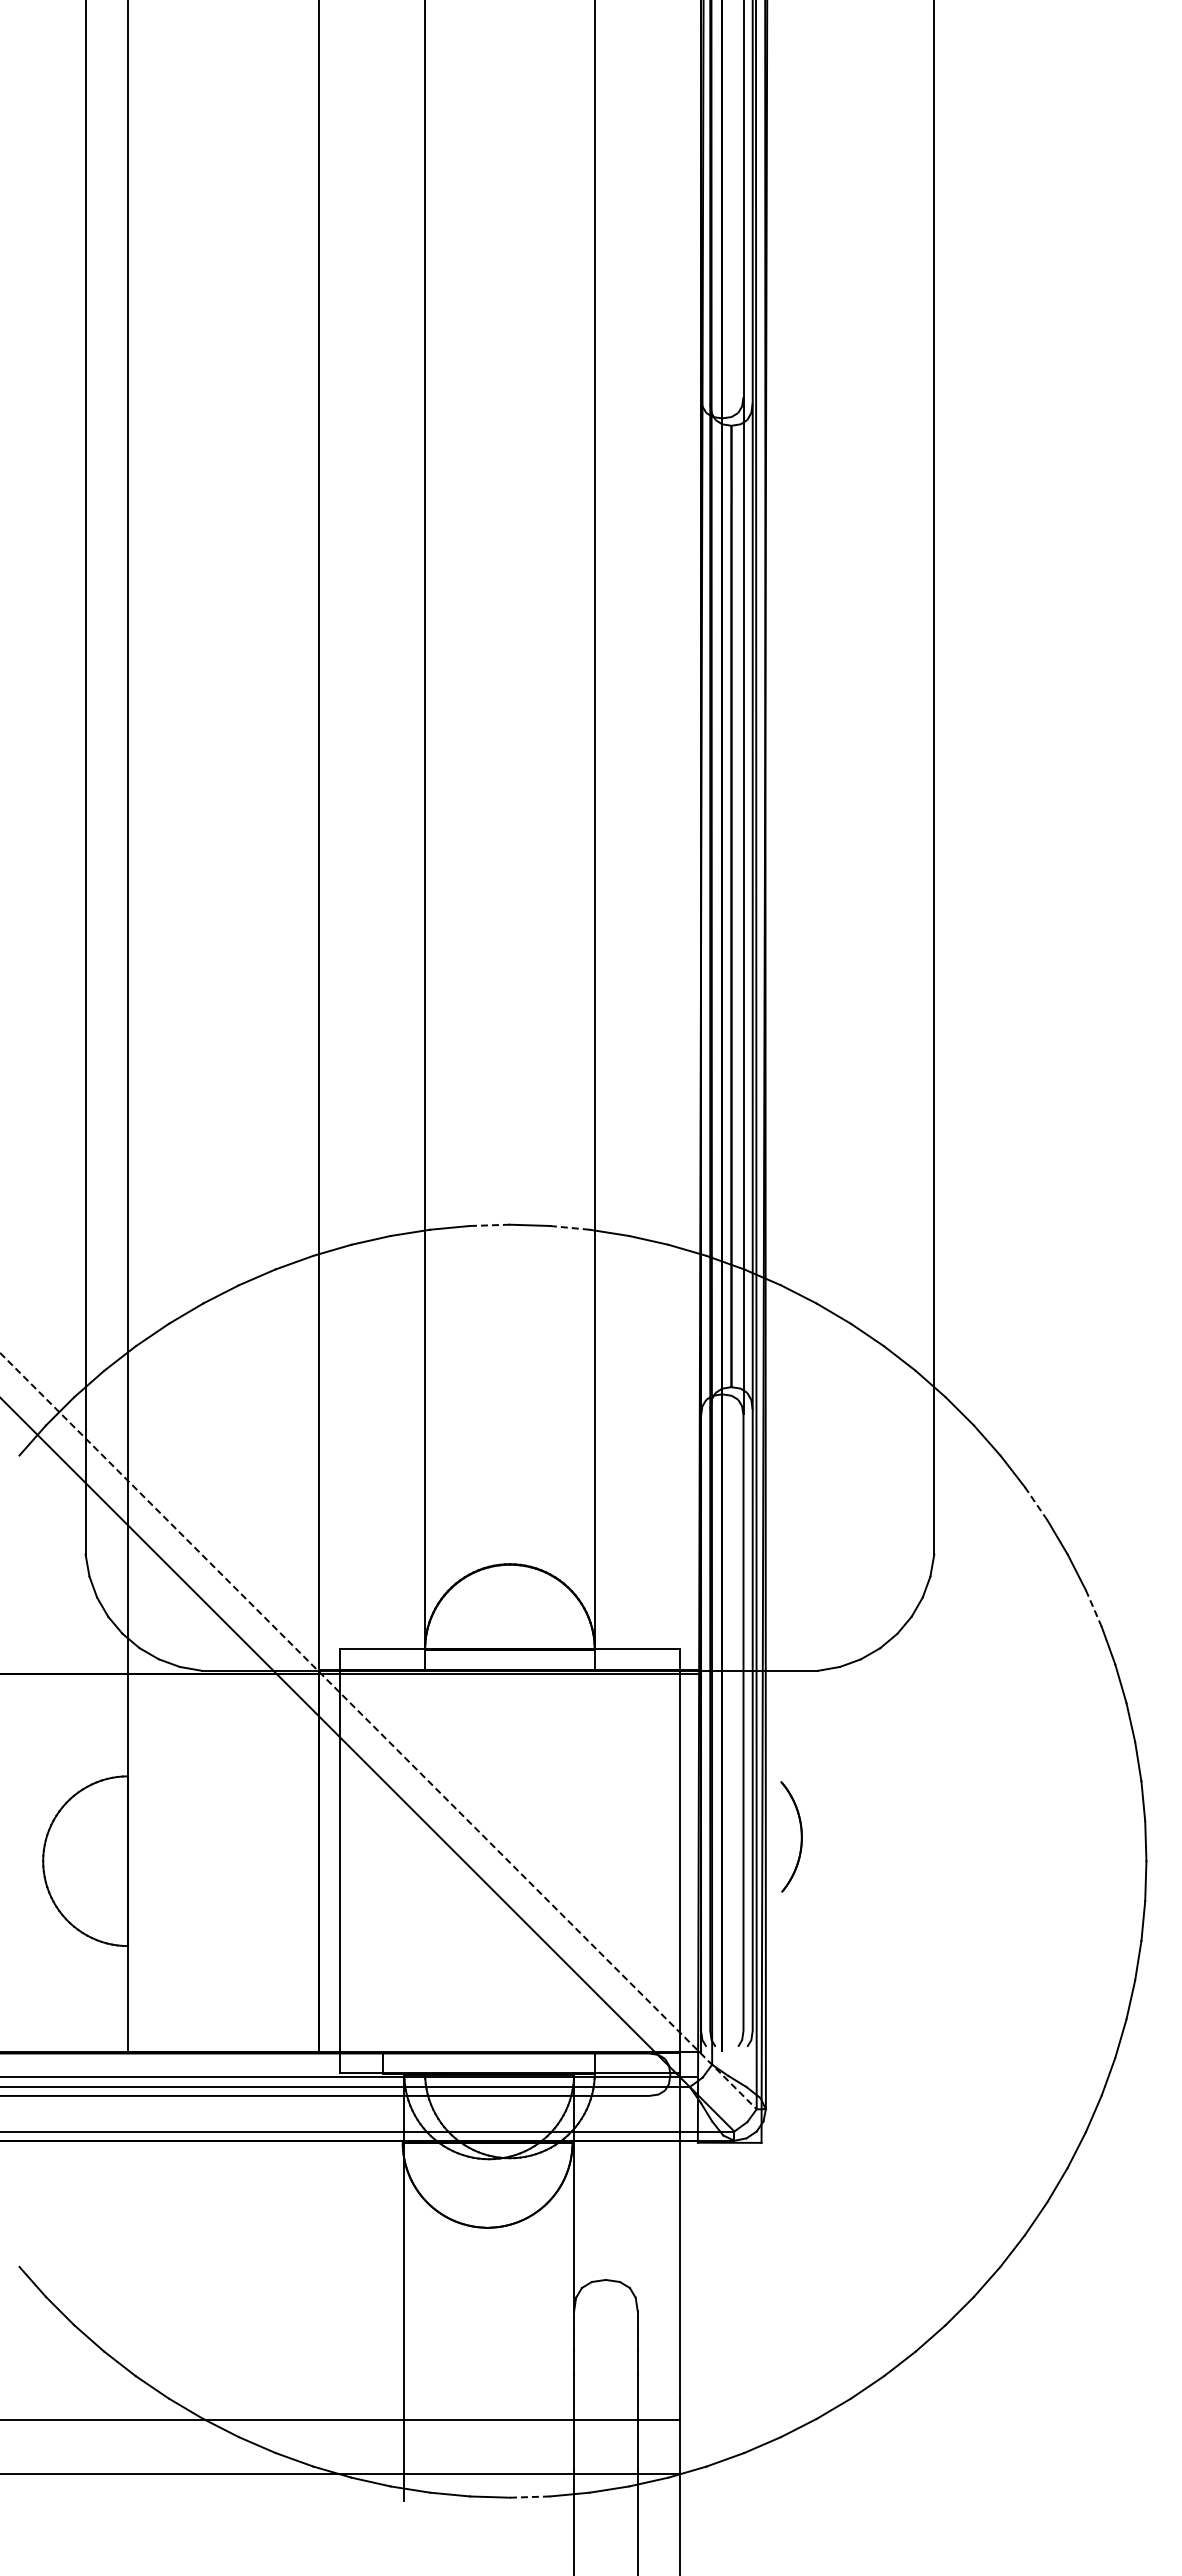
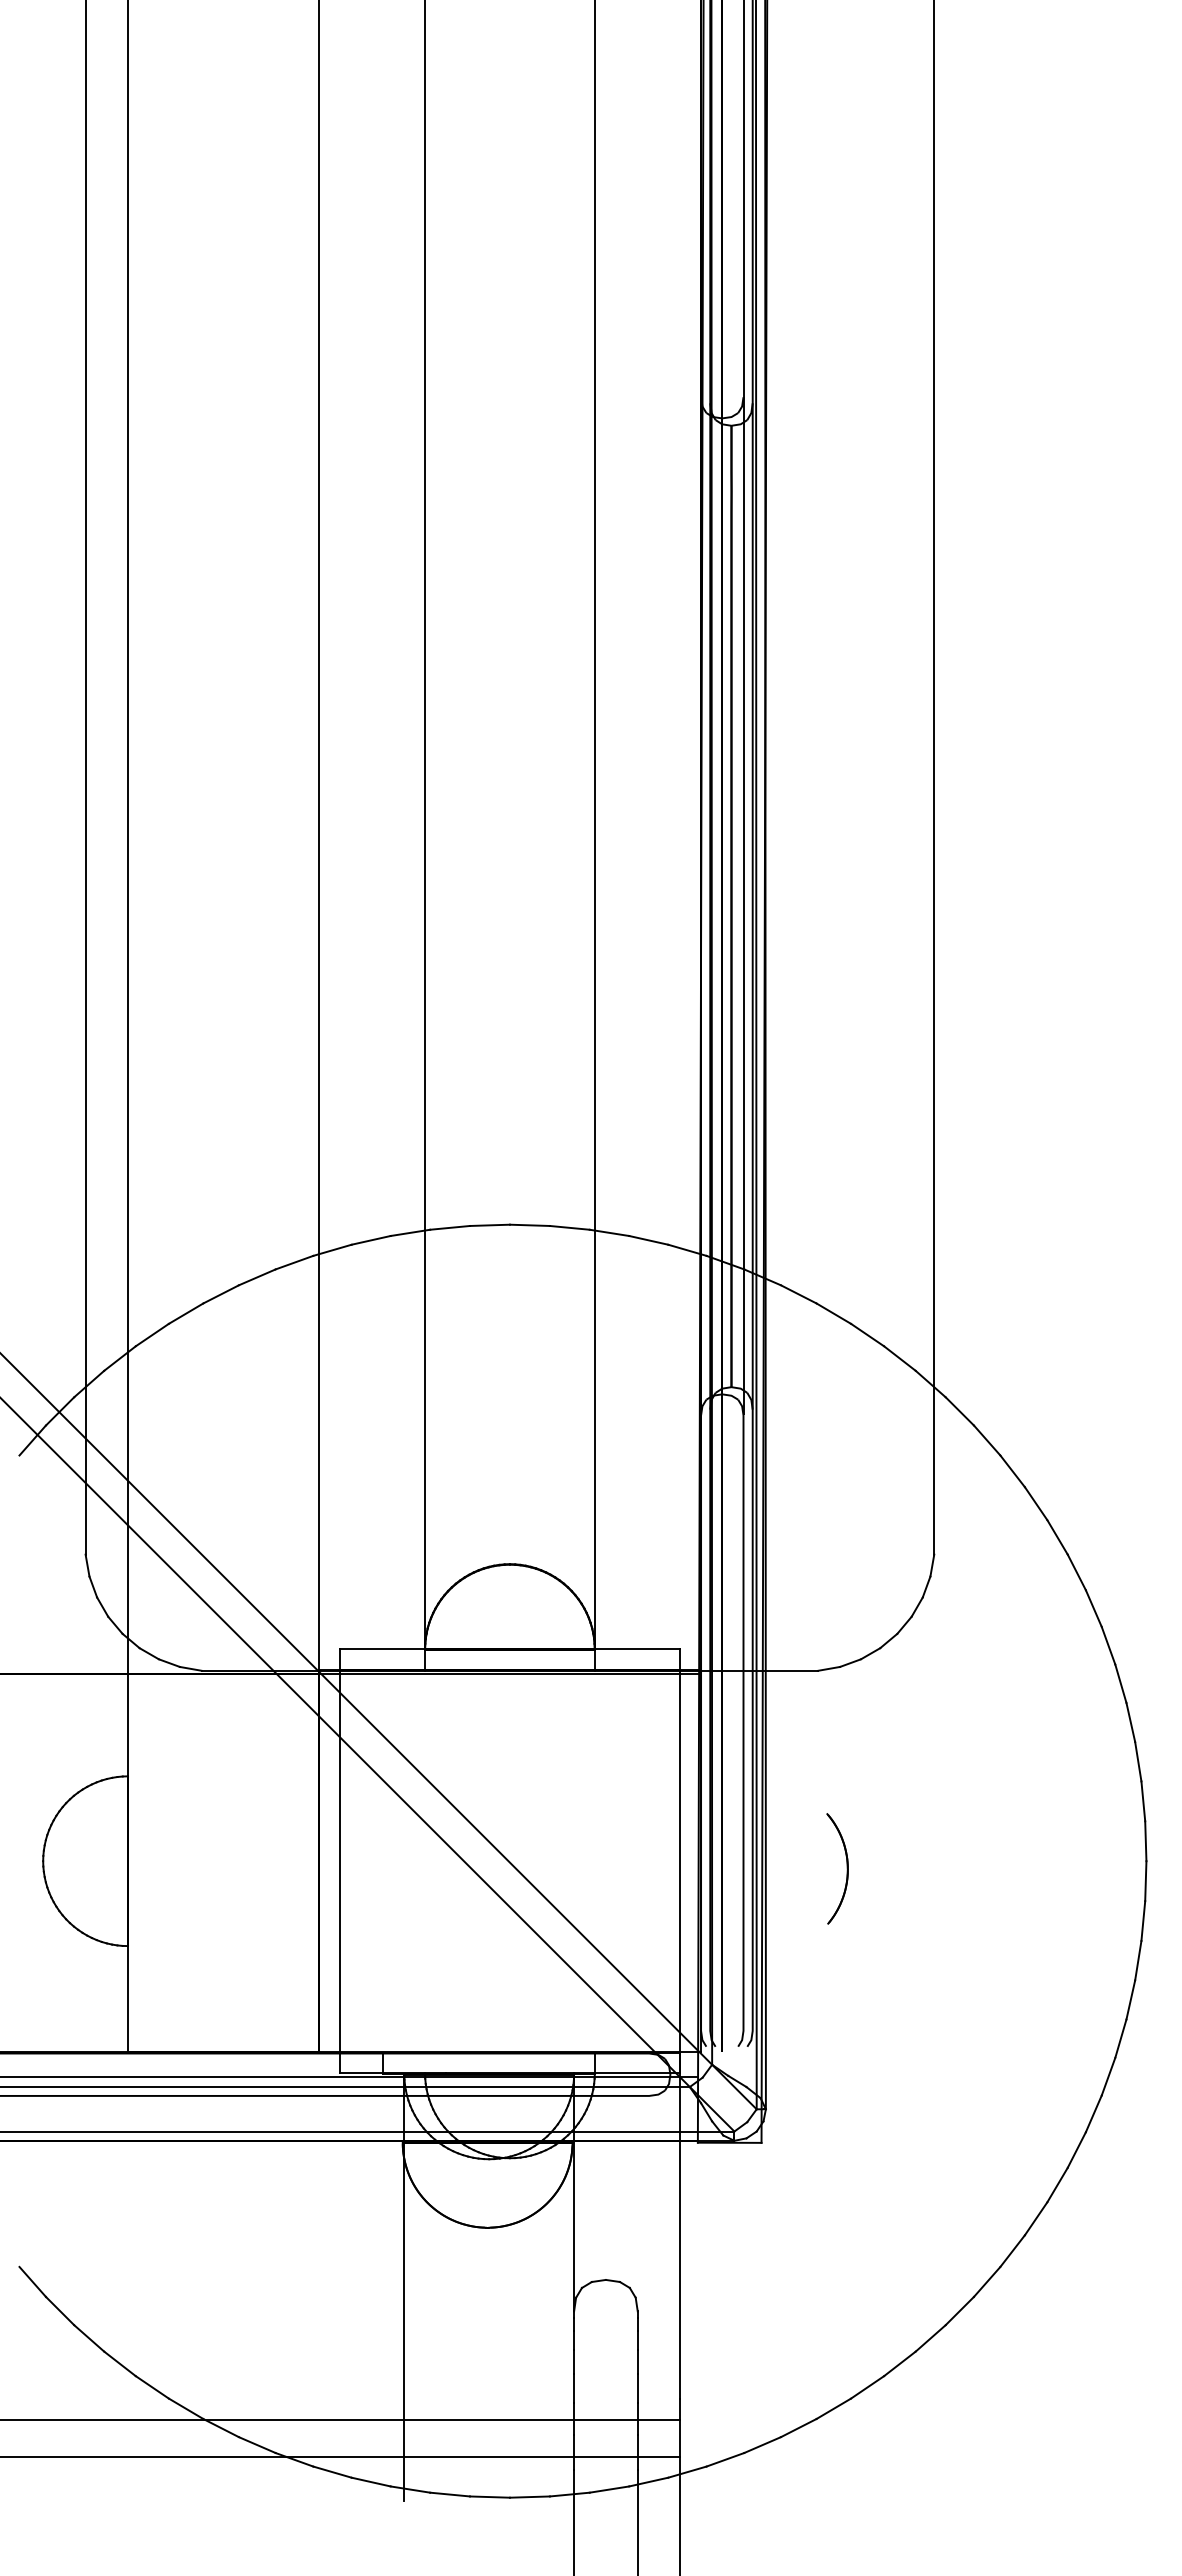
line: dashed -> solid (489, 1225)
line: dashed -> solid (569, 1227)
line: dashed -> solid (1036, 1503)
line: dashed -> solid (1093, 1608)
line: dashed -> solid (379, 1731)
part position: (800, 1836) -> (846, 1868) (846, 1868)
line position: (341, 2473) -> (341, 2456) (341, 2456)
line: dashed -> solid (529, 2497)
